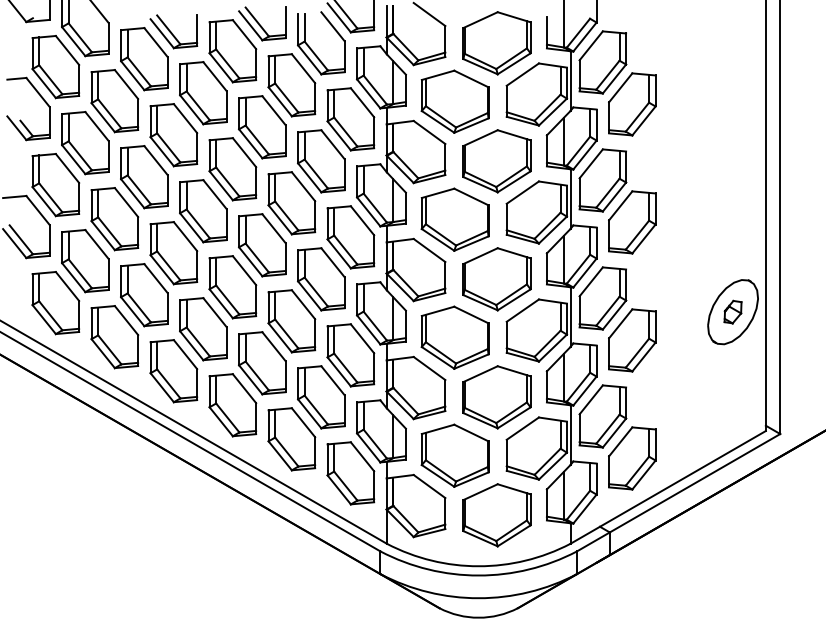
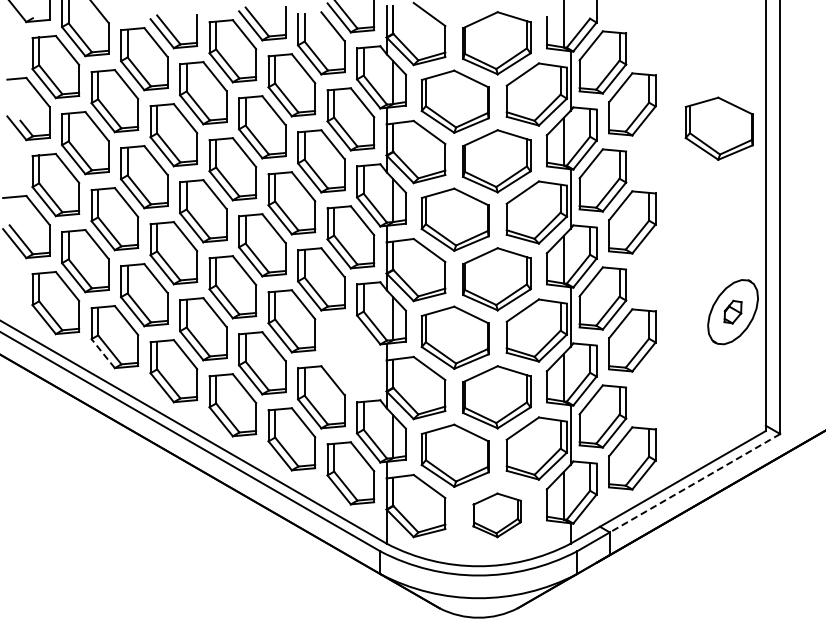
part: none -> present (718, 128)
line: solid -> dashed (103, 353)
part: present -> none (350, 355)
line: solid -> dashed (694, 483)
part size: 70x65 px -> 50x47 px (496, 515)
